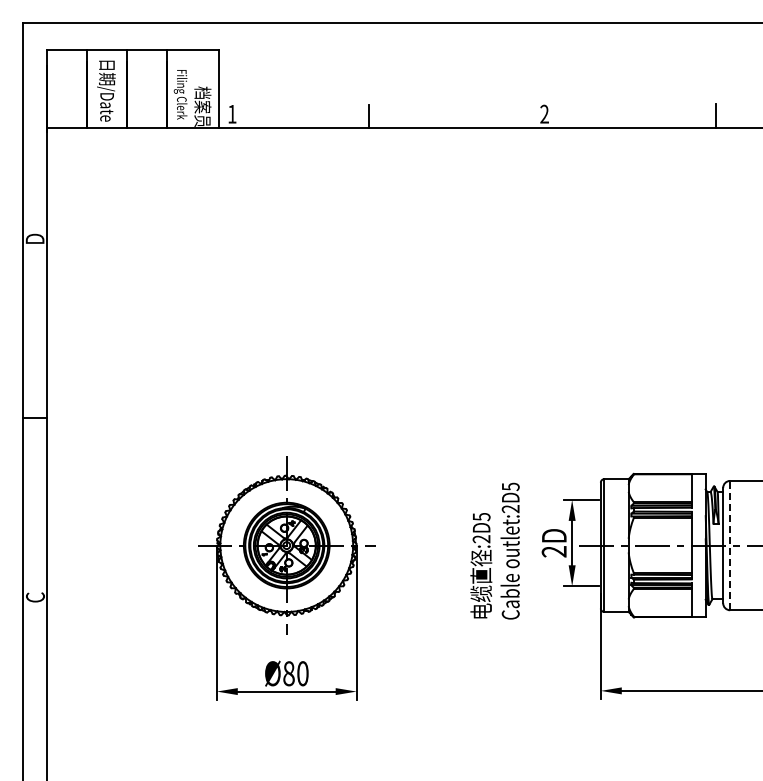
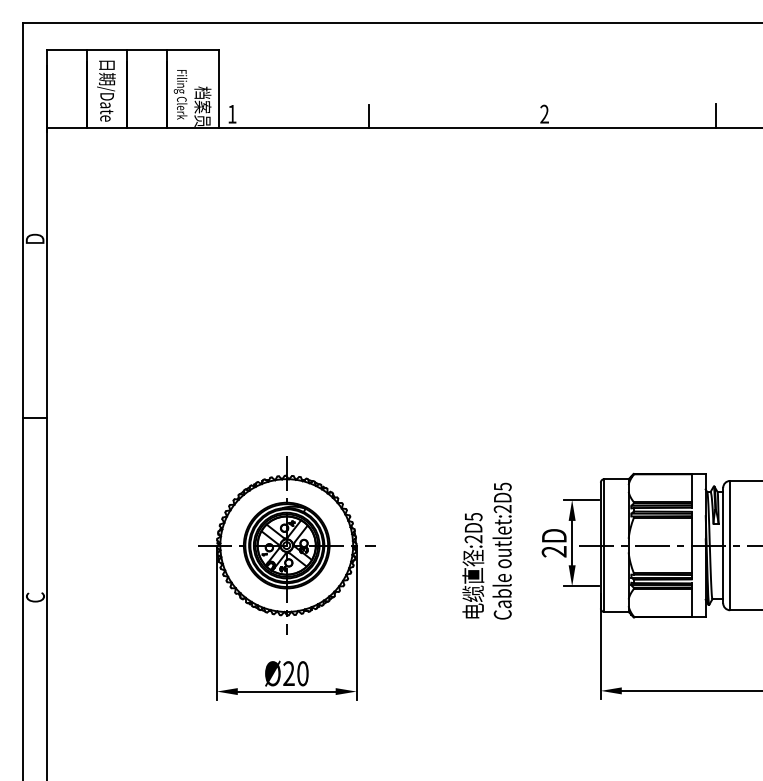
line: dashed -> solid (730, 545)
text position: (494, 550) -> (486, 550) (486, 550)
text: Ø80 -> Ø20 (288, 673)
